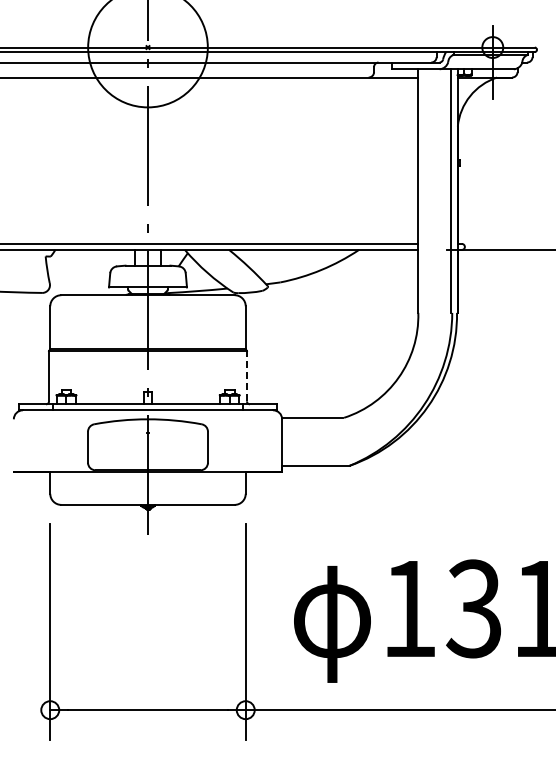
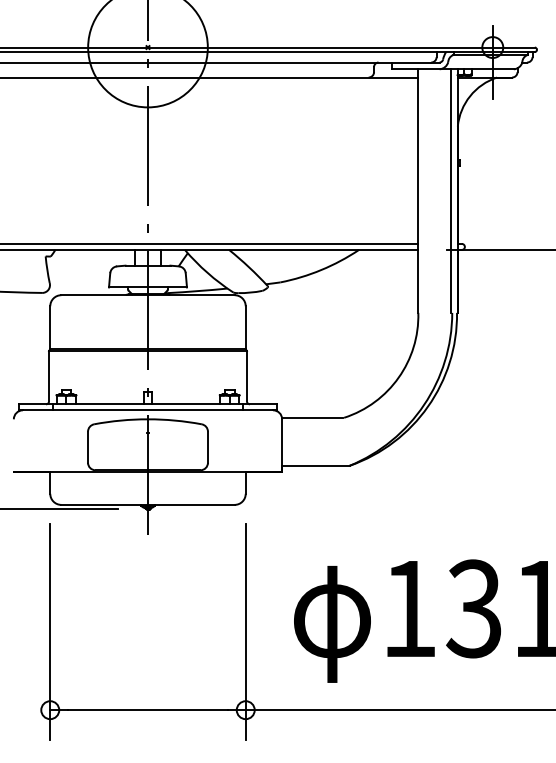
line: dashed -> solid (246, 375)
line: none -> present (60, 508)
